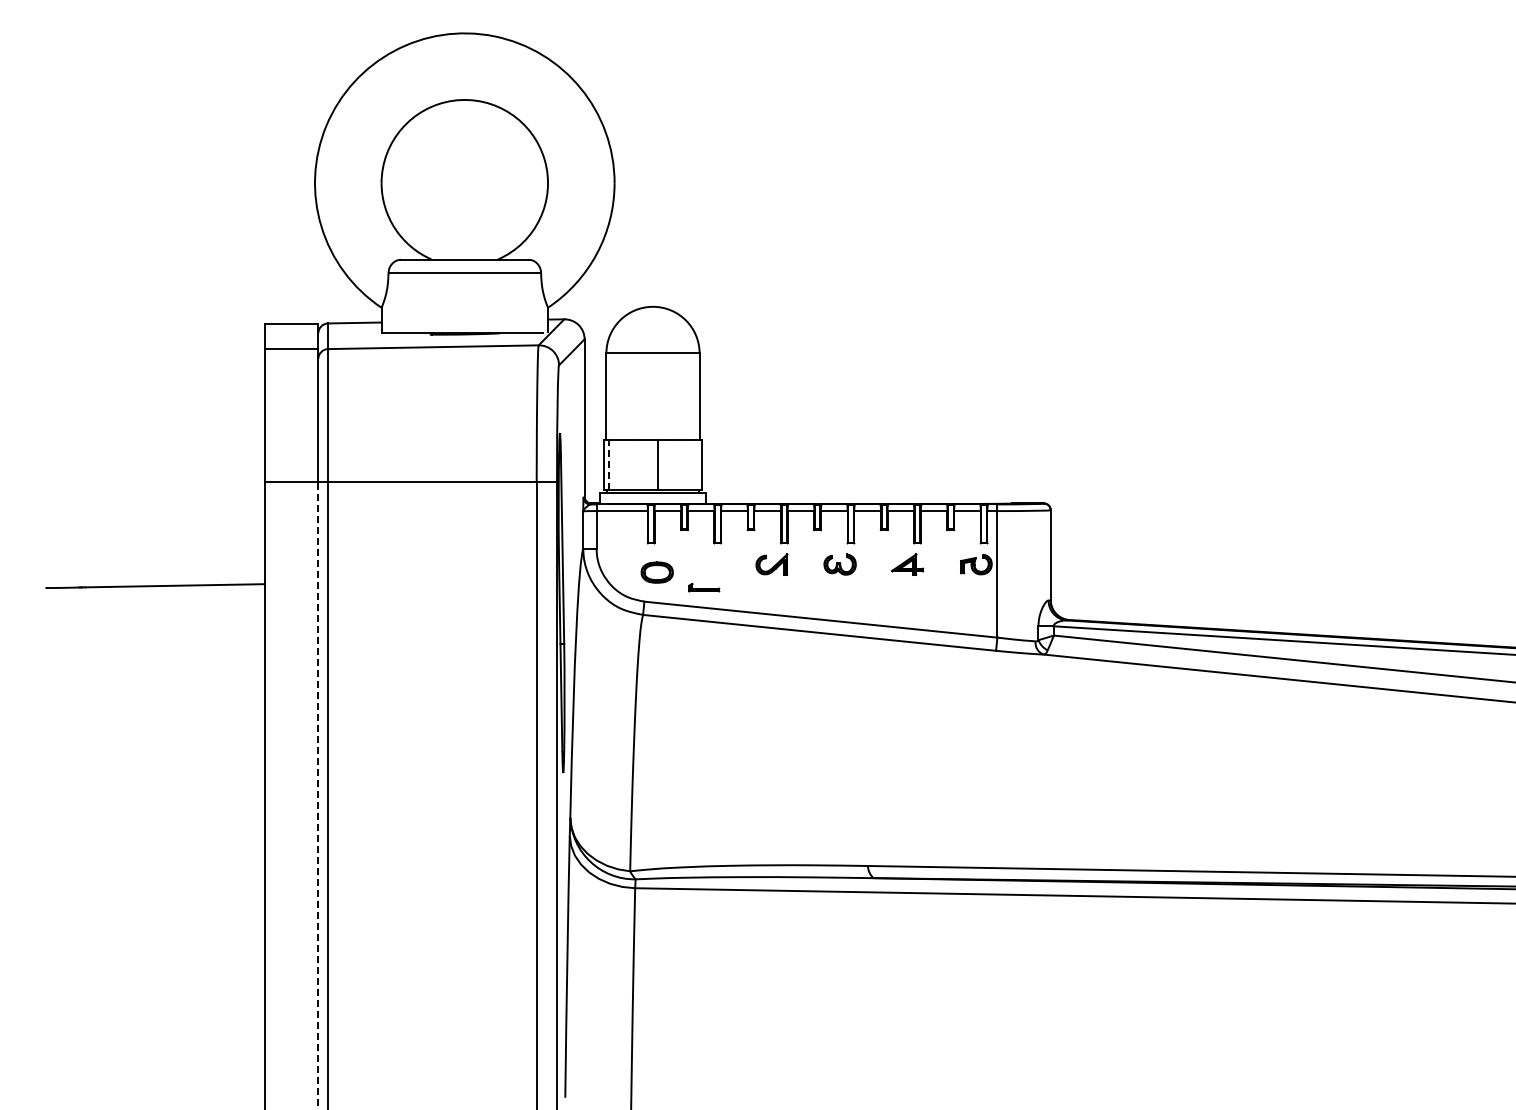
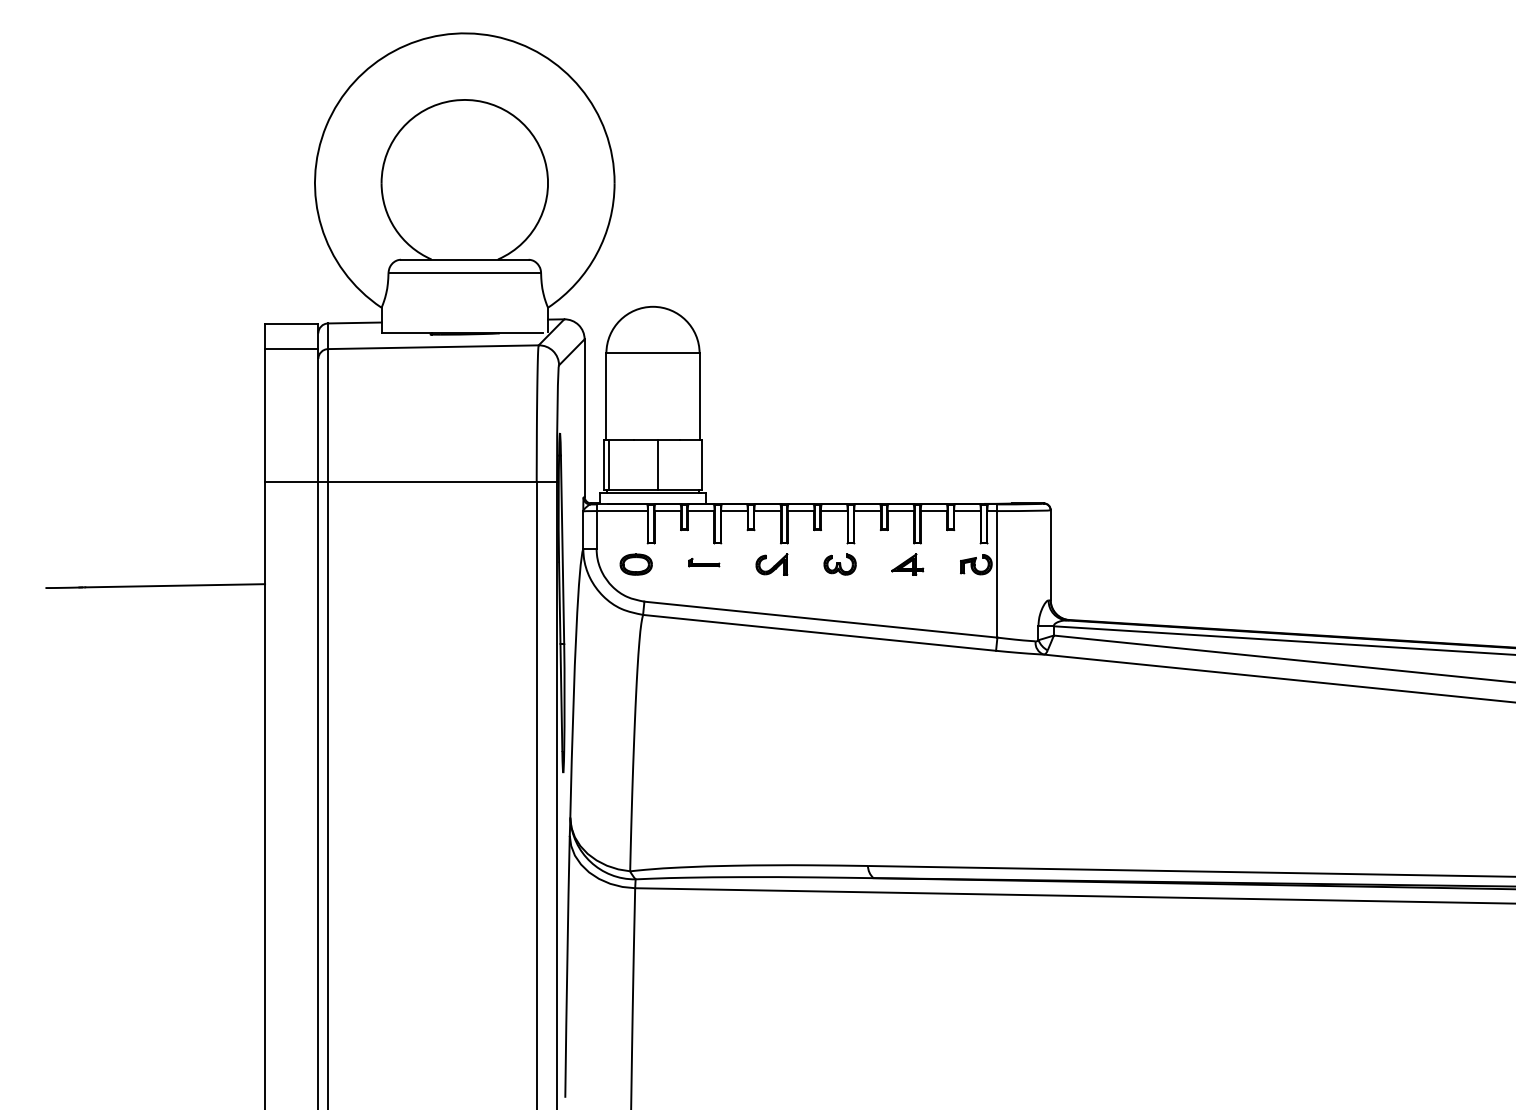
line: dashed -> solid (609, 464)
part position: (656, 572) -> (635, 564) (635, 564)
part position: (704, 587) -> (704, 562) (704, 562)
line: dashed -> solid (318, 795)
